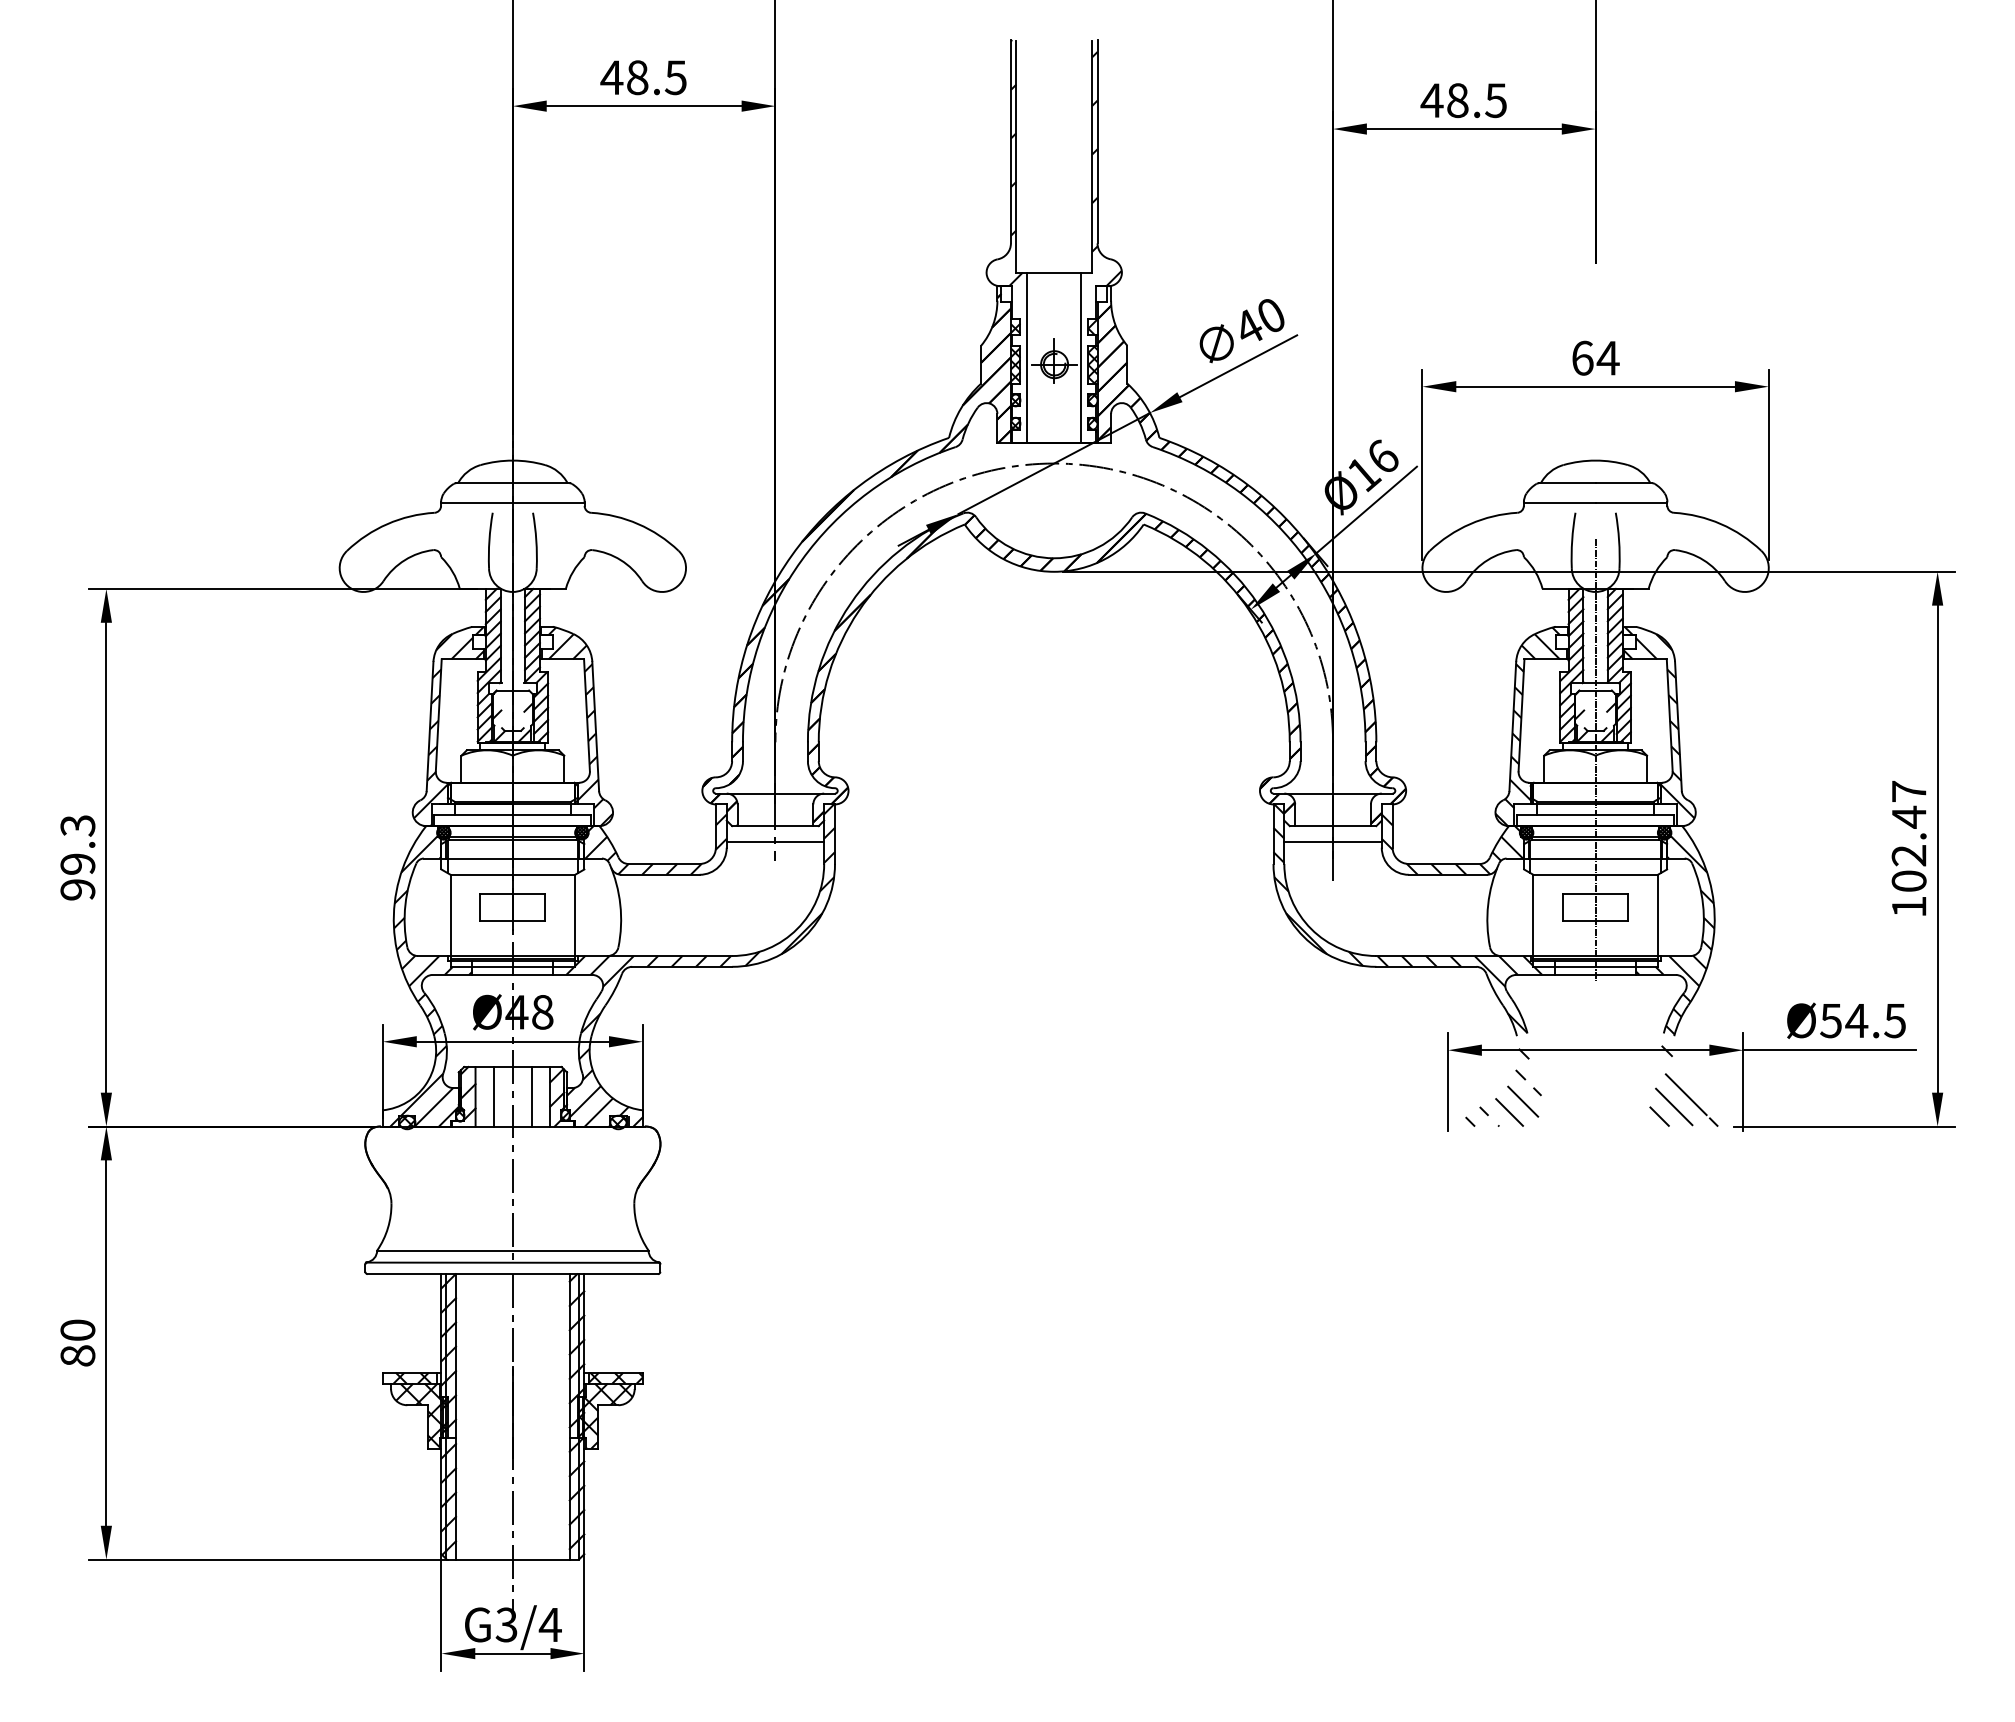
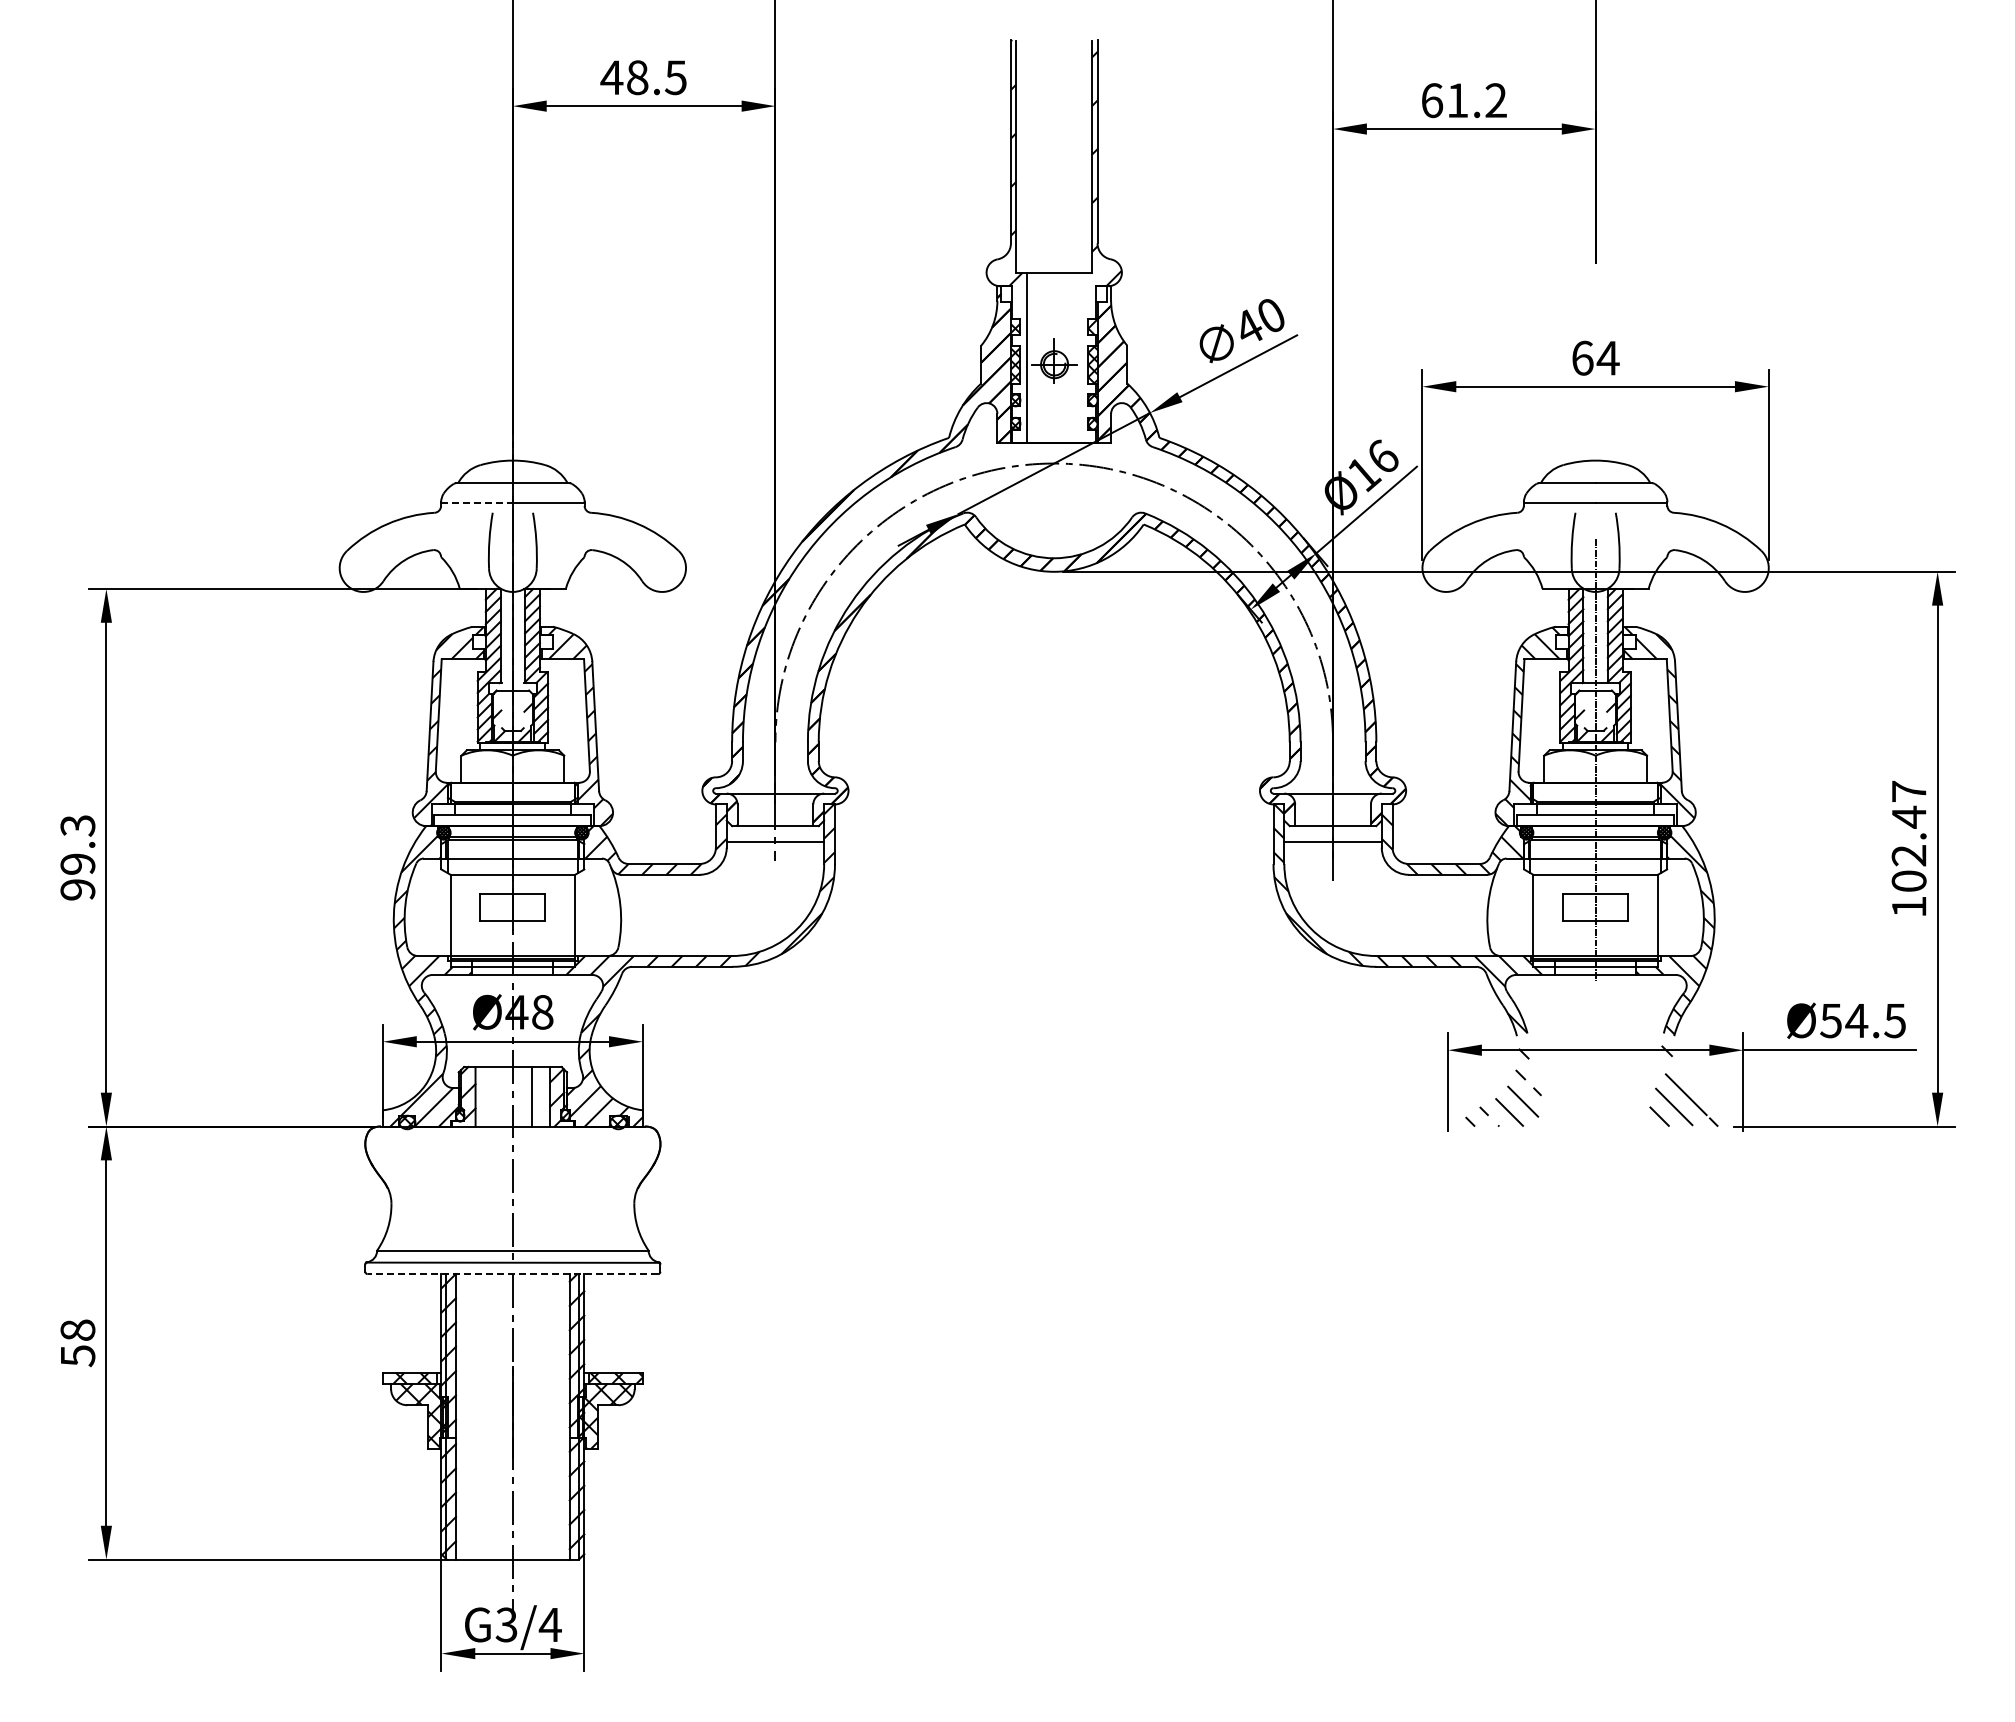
text: 48.5 -> 61.2 (1463, 100)
line: present -> none (1081, 357)
line: solid -> dashed (477, 503)
line: present -> none (494, 1096)
line: solid -> dashed (512, 1274)
text: 80 -> 58 (77, 1343)
